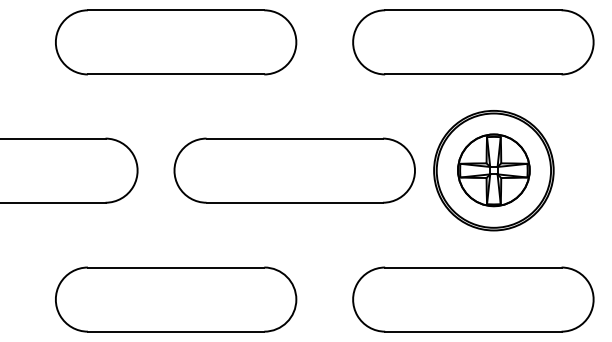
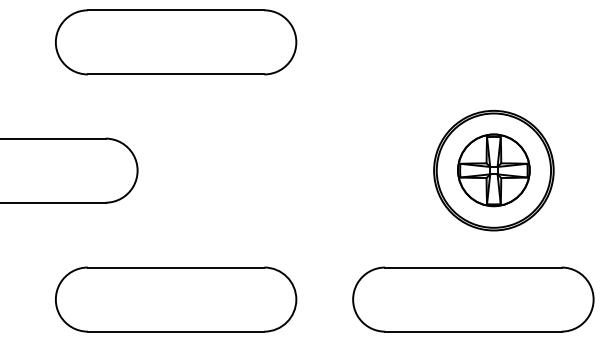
part: present -> none (473, 42)
part: present -> none (294, 170)
